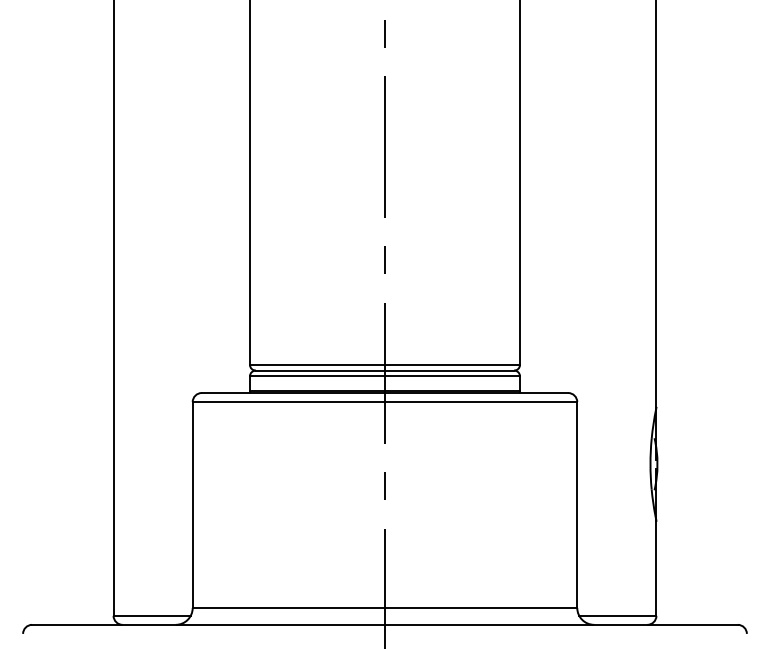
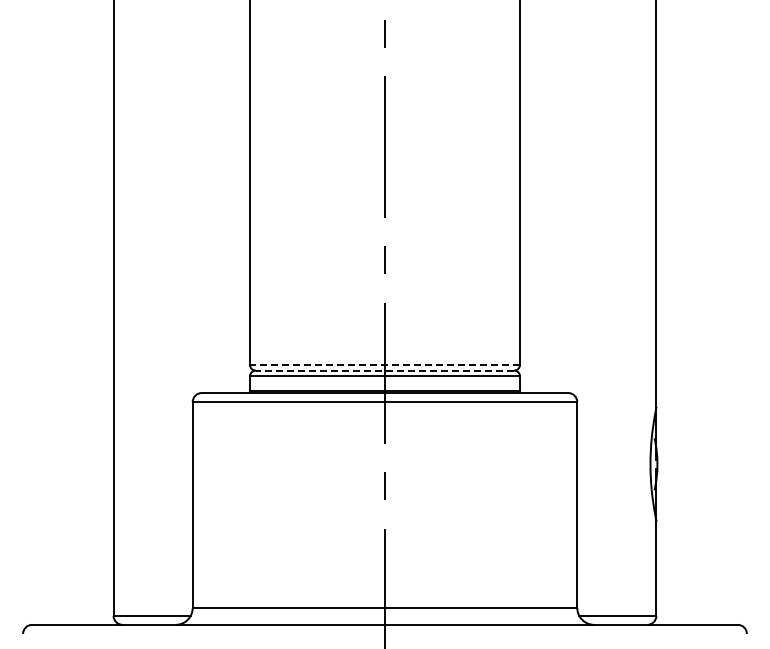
line: solid -> dashed (384, 364)
line: solid -> dashed (384, 370)
